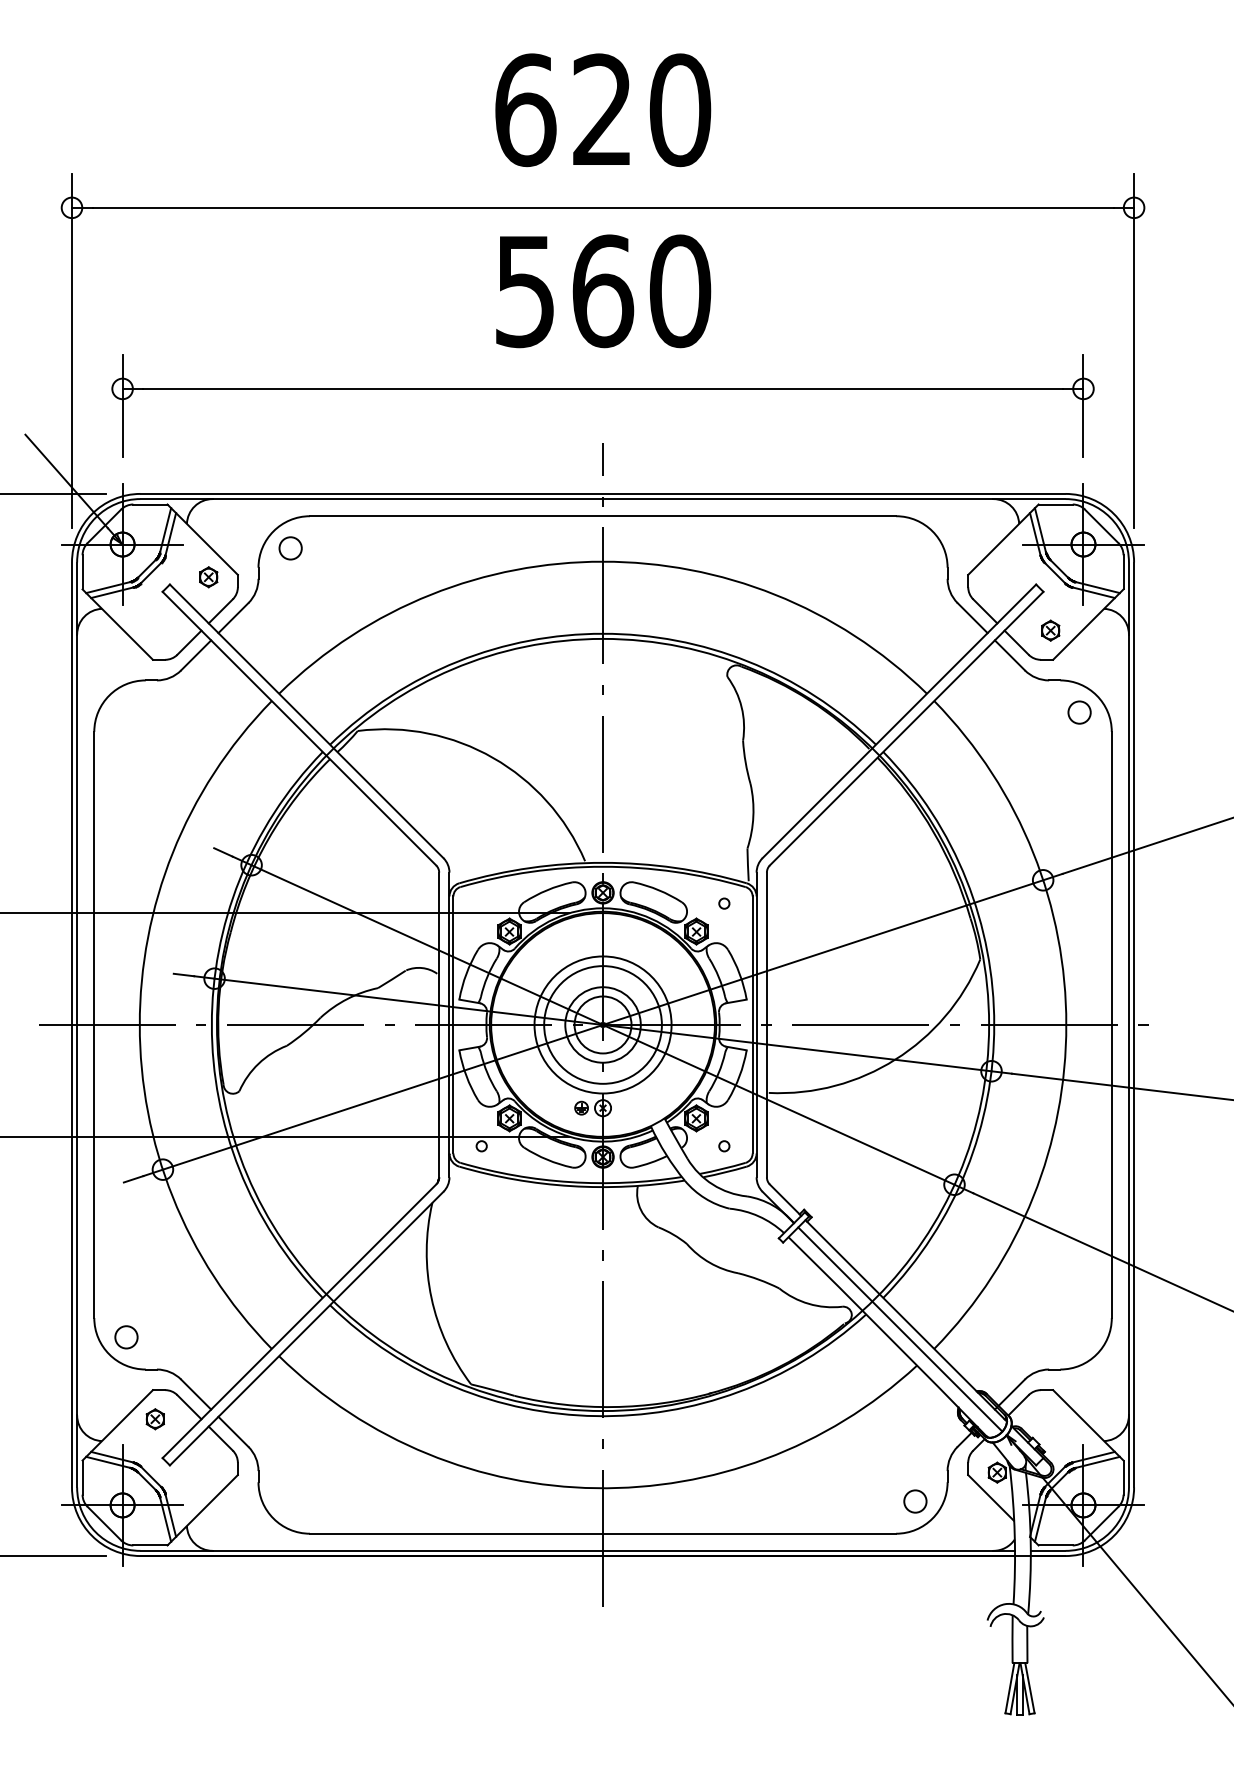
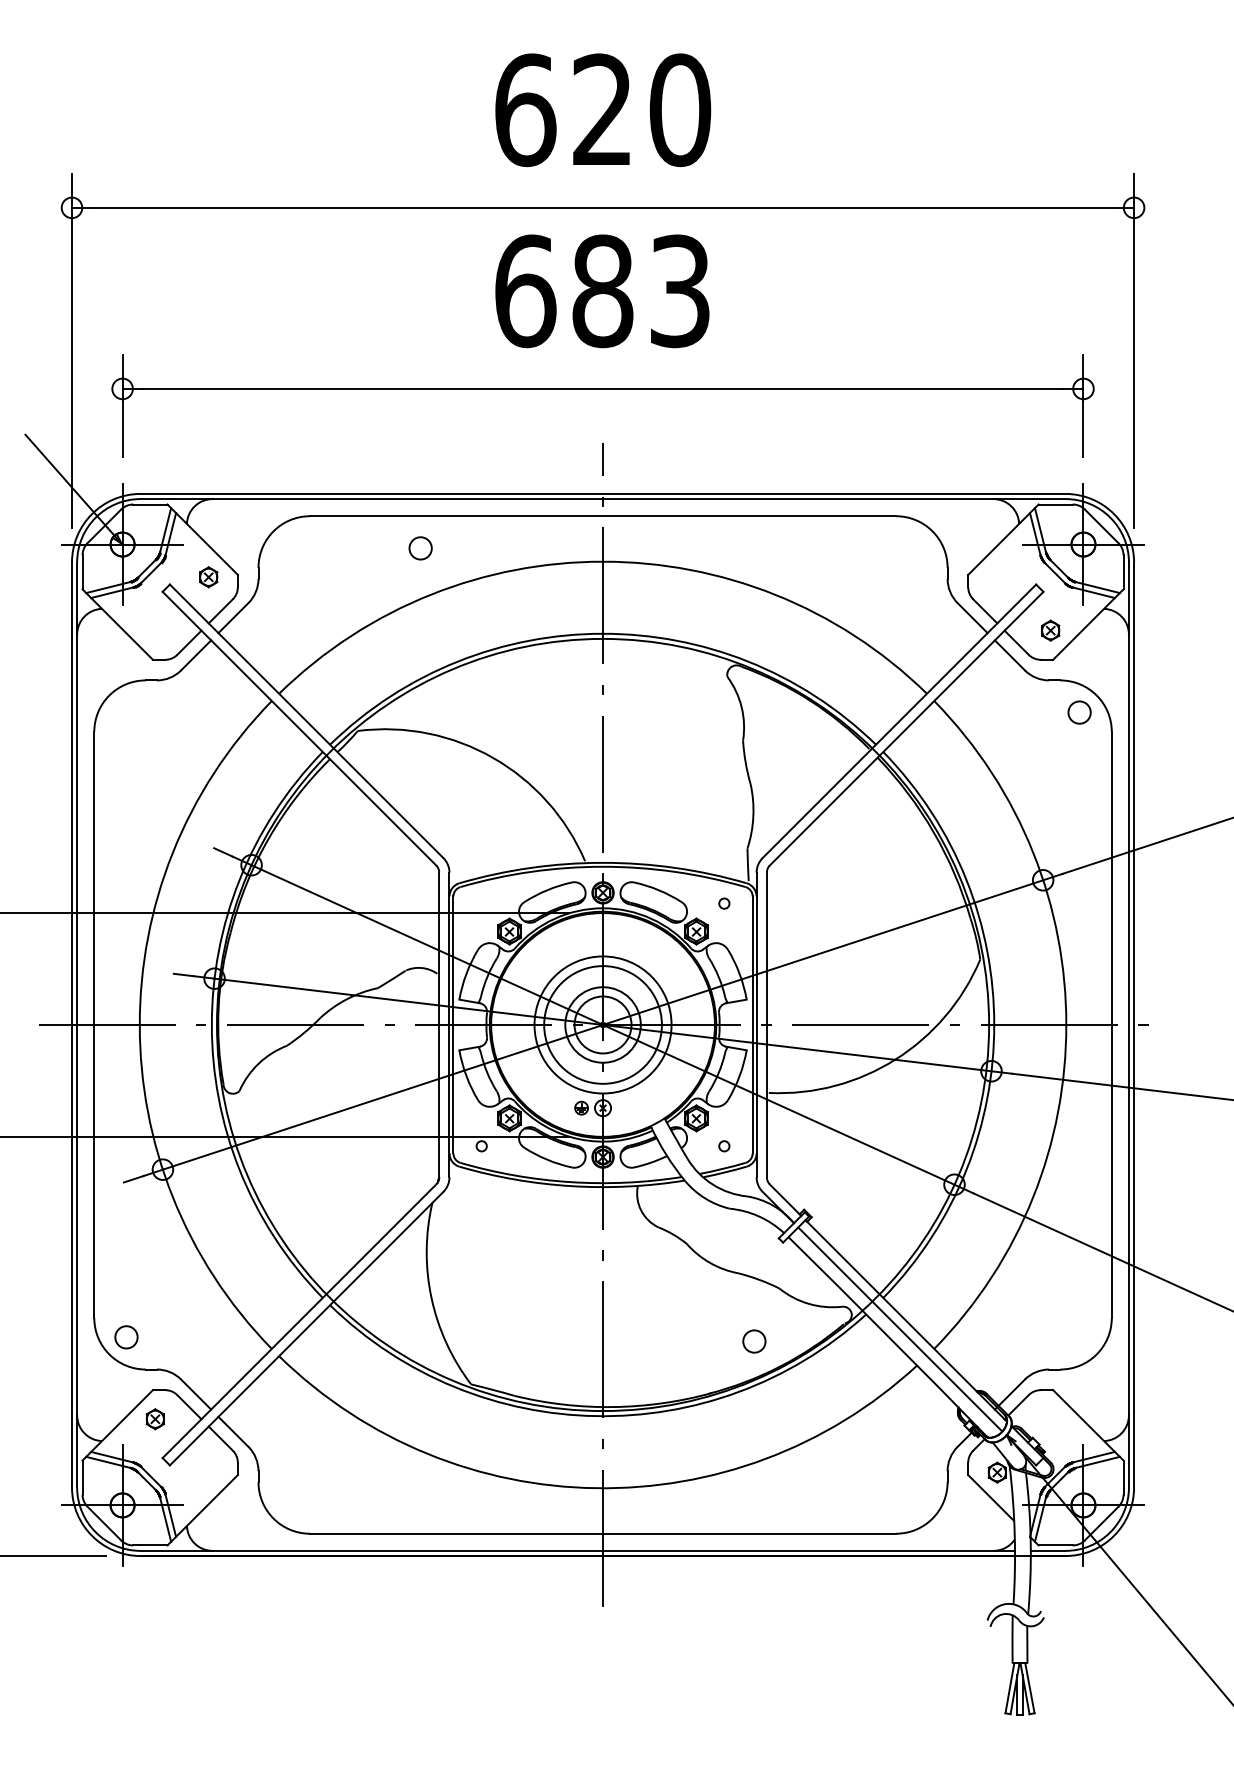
text: 560 -> 683 (603, 291)
line: present -> none (54, 493)
circle position: (290, 548) -> (420, 548) (420, 548)
circle position: (915, 1501) -> (754, 1341) (754, 1341)
